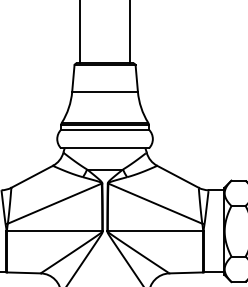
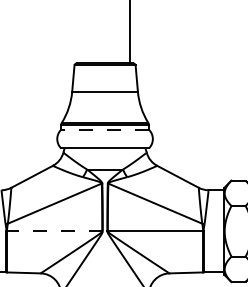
line: present -> none (80, 32)
line: solid -> dashed (105, 129)
line: solid -> dashed (54, 231)
